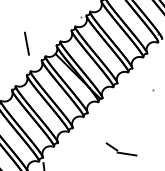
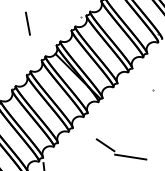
line position: (26, 43) -> (27, 23) (27, 23)
part size: 33x15 px -> 53x23 px (121, 149)
